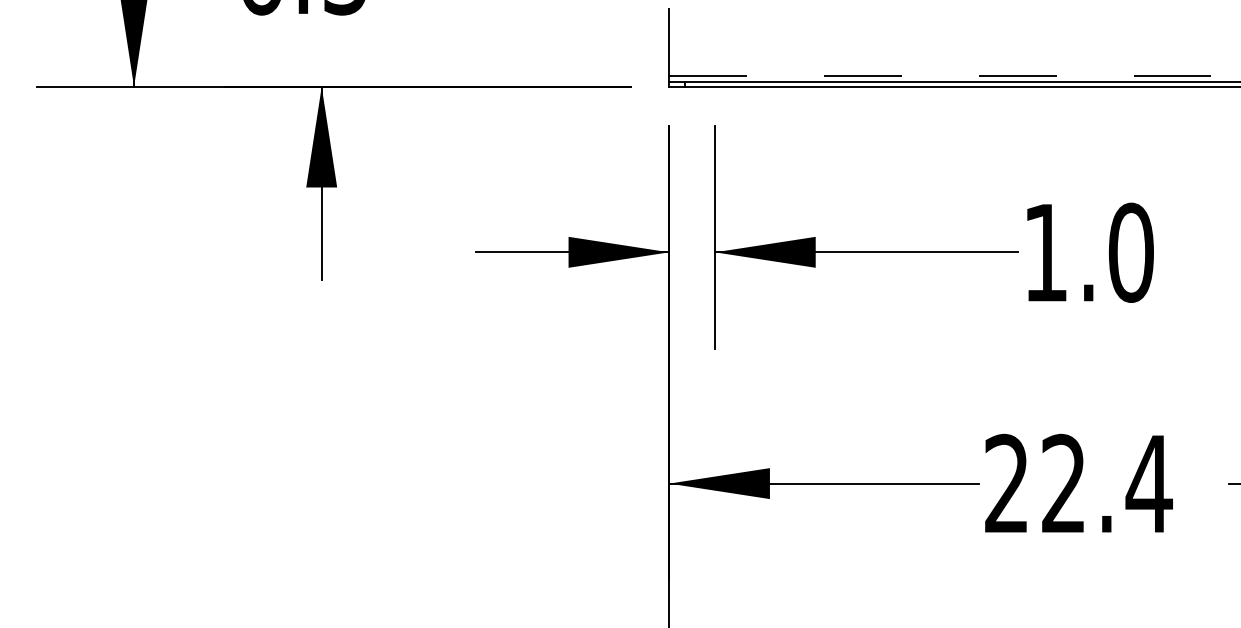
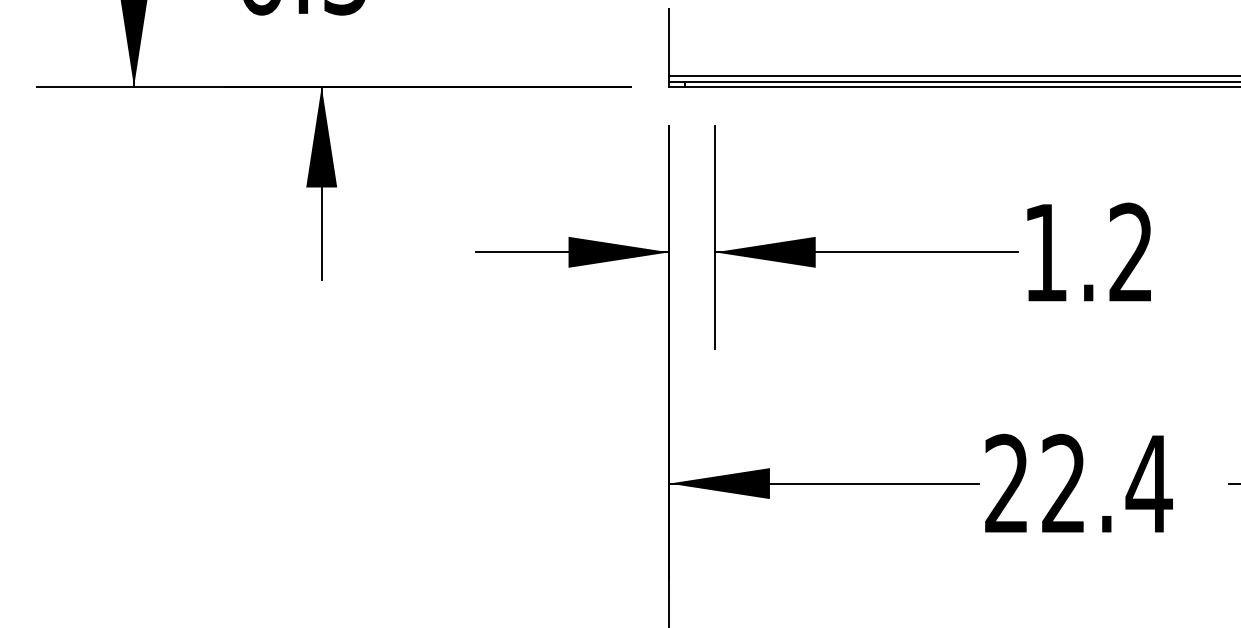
line: dashed -> solid (955, 76)
text: 1.0 -> 1.2 (1130, 252)
